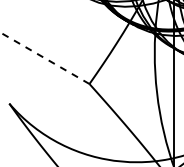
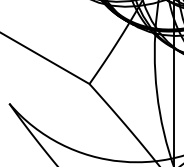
line: dashed -> solid (44, 58)
